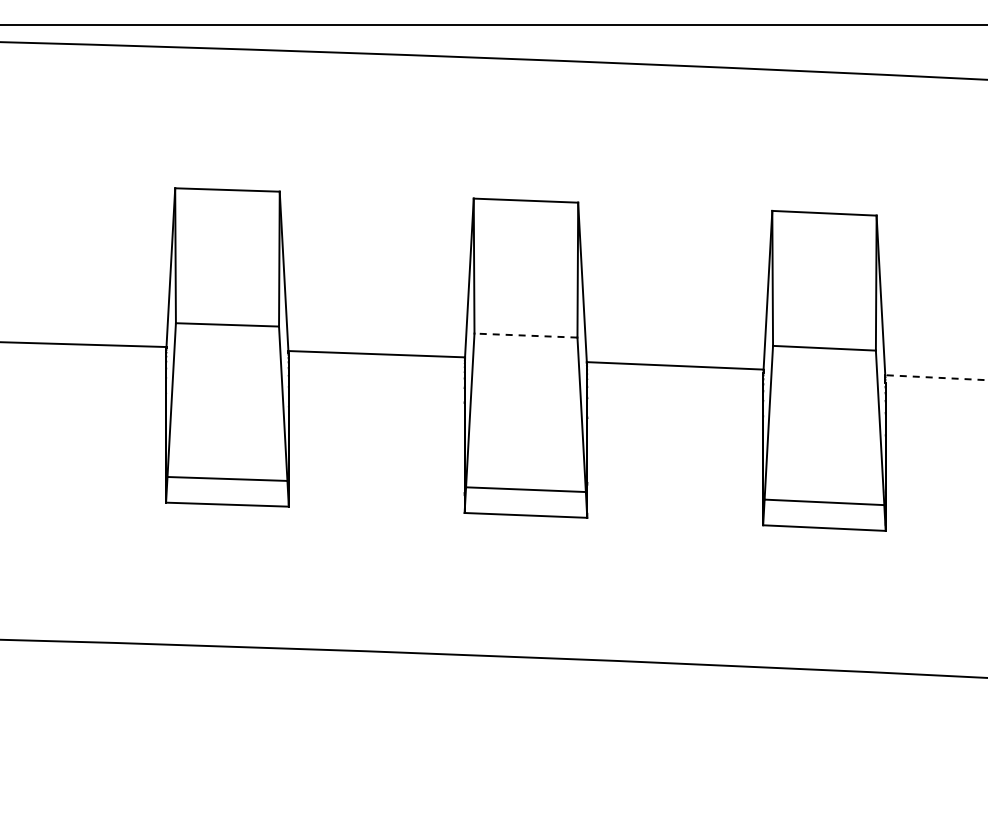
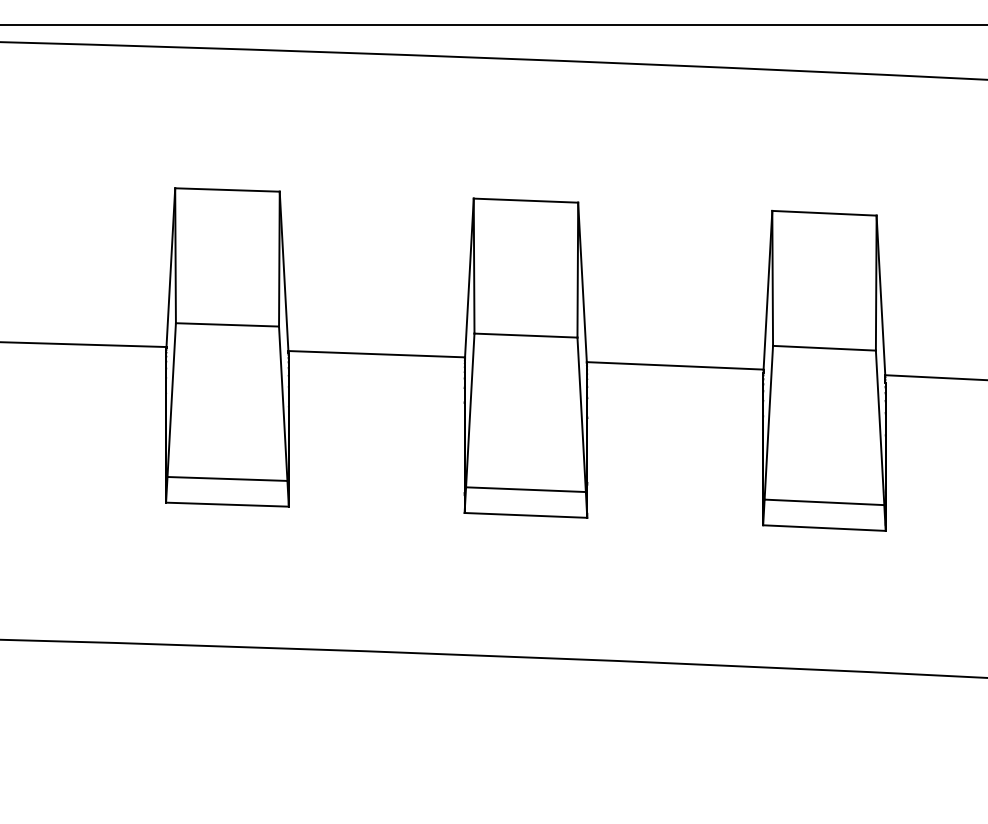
line: dashed -> solid (525, 335)
line: dashed -> solid (935, 377)
